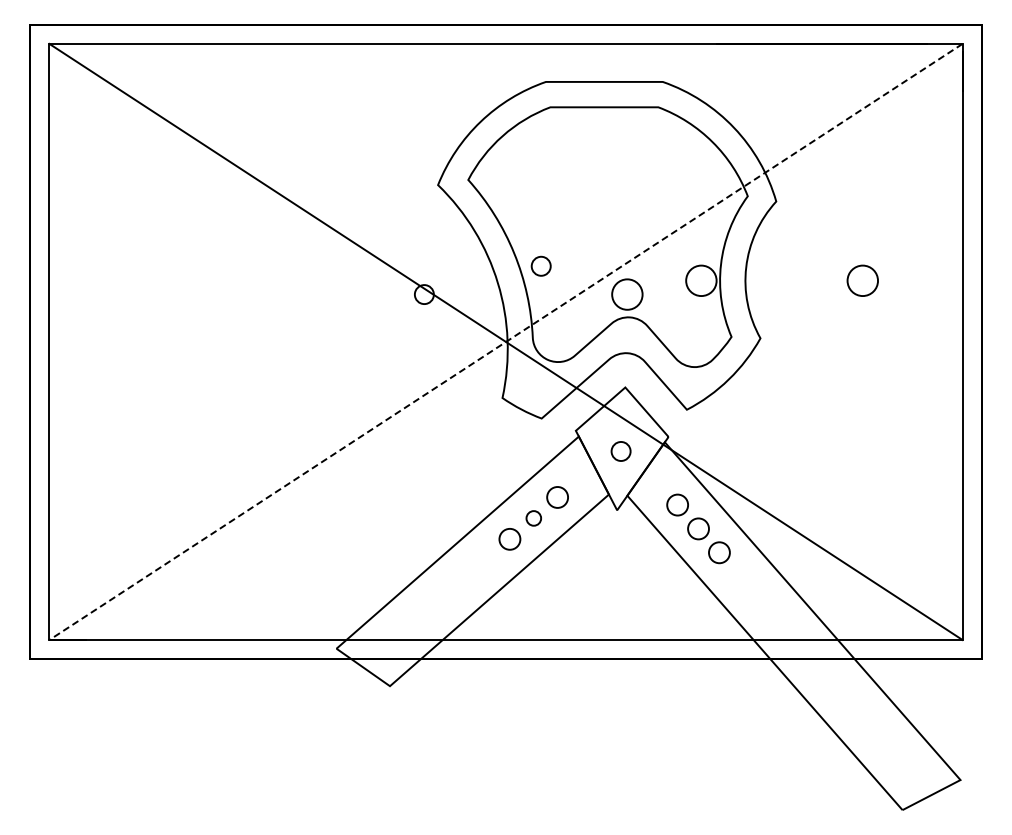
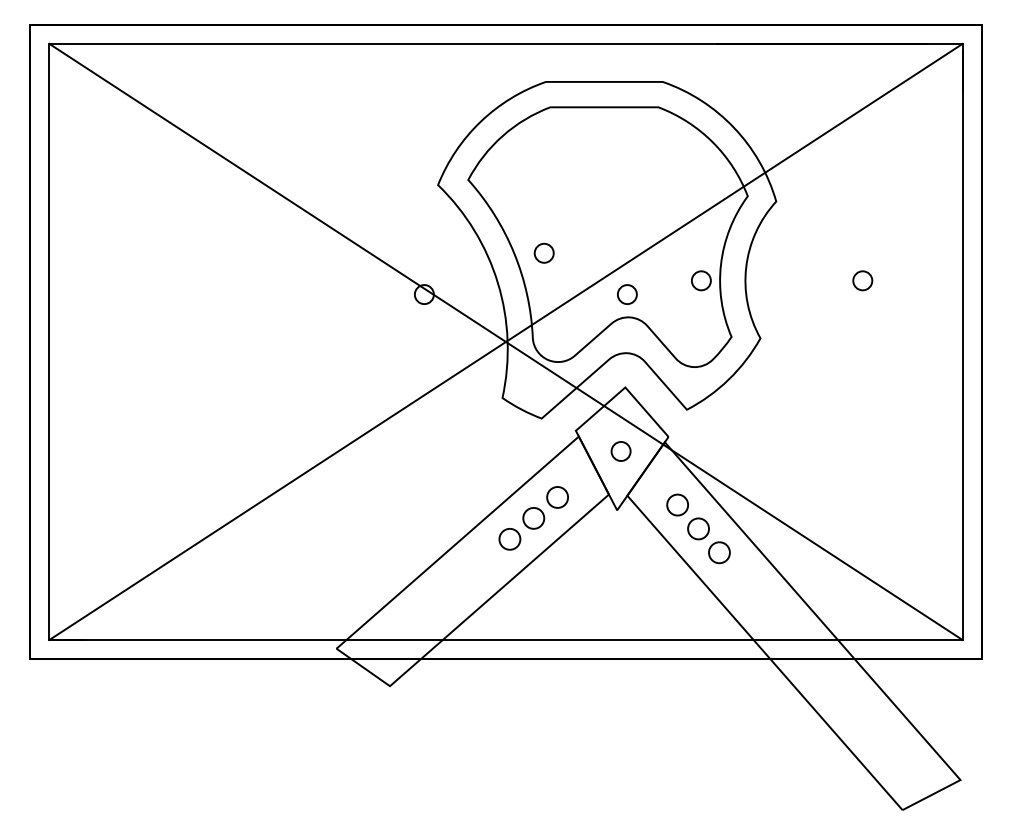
circle position: (540, 265) -> (543, 252) (543, 252)
circle diameter: 30 px -> 19 px (700, 280)
circle diameter: 30 px -> 19 px (862, 280)
circle diameter: 30 px -> 19 px (626, 294)
line: dashed -> solid (505, 342)
circle size: 17x17 px -> 24x23 px (533, 518)
